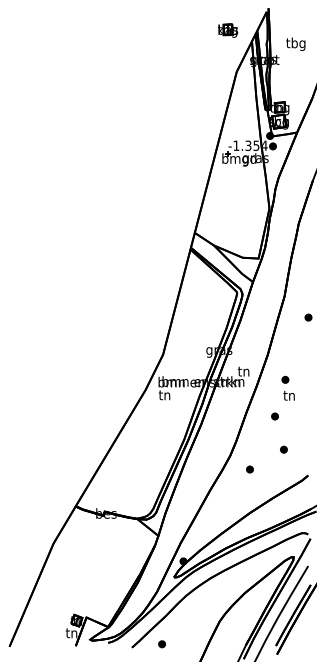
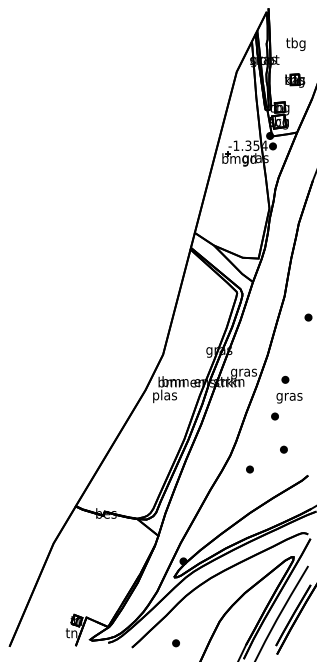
part position: (228, 30) -> (295, 80) (295, 80)
text: tn -> gras (243, 372)
text: tn -> plas (164, 396)
text: tn -> gras (289, 397)
part position: (161, 644) -> (175, 643) (175, 643)
